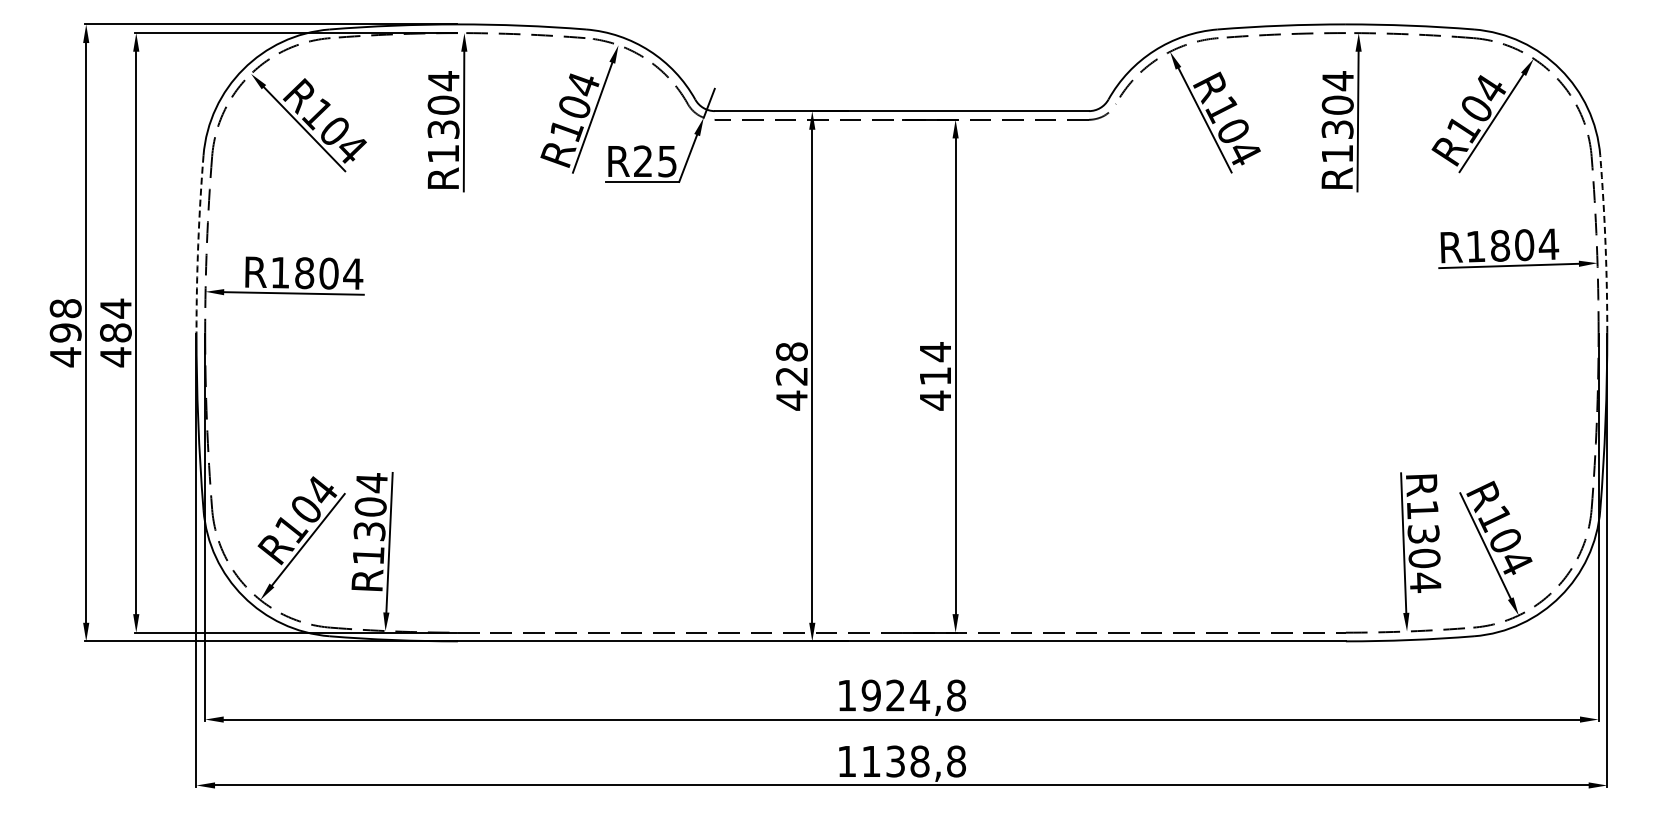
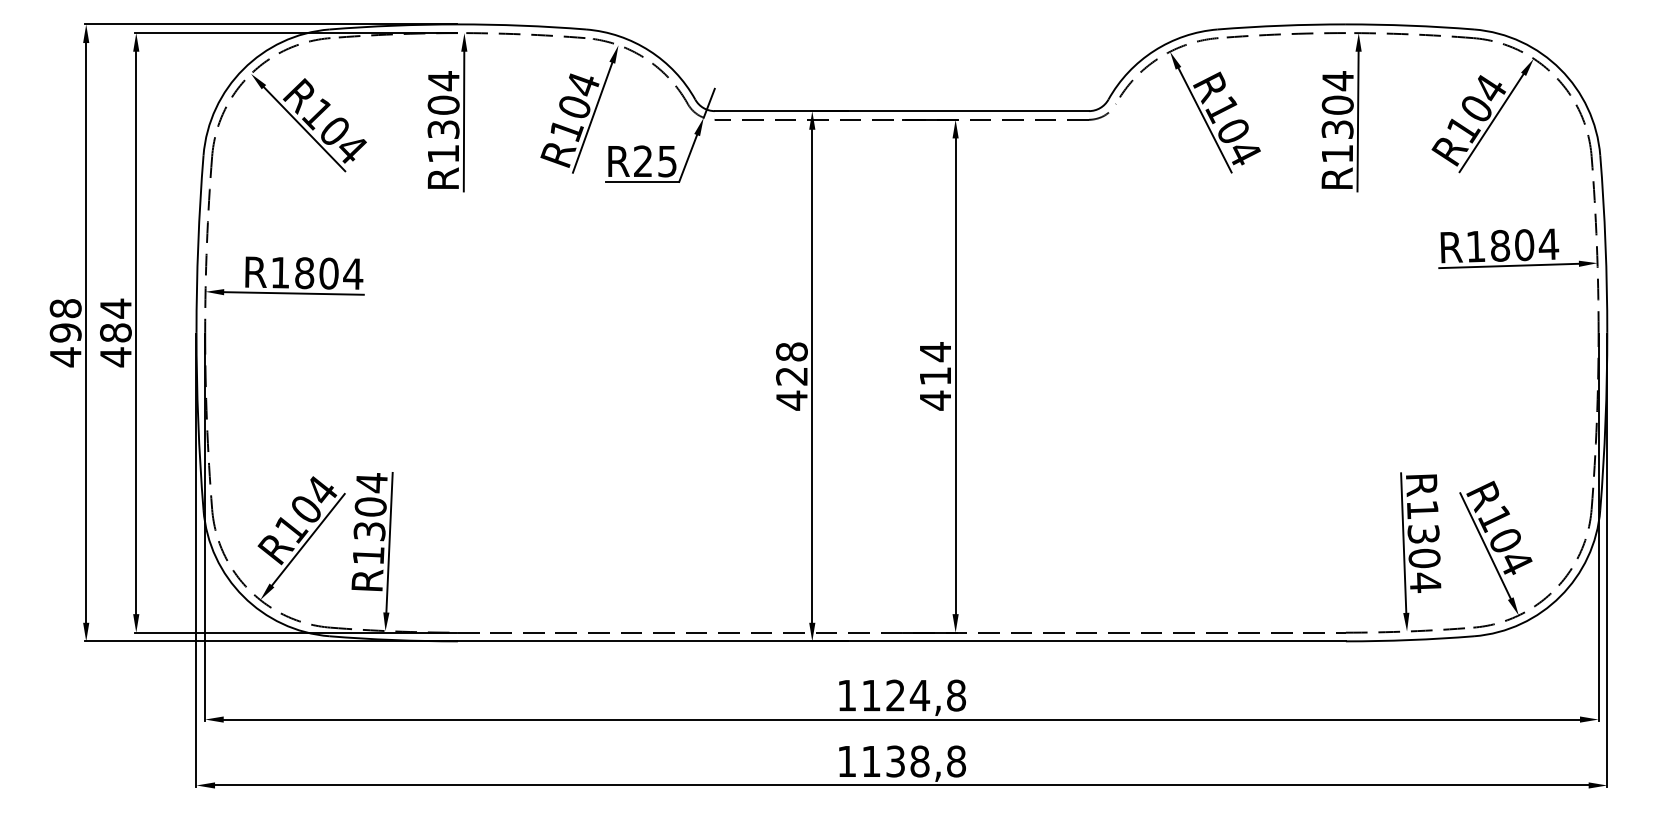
arc: dashed -> solid (198, 244)
arc: dashed -> solid (1605, 244)
text: 1924,8 -> 1124,8 (870, 695)
